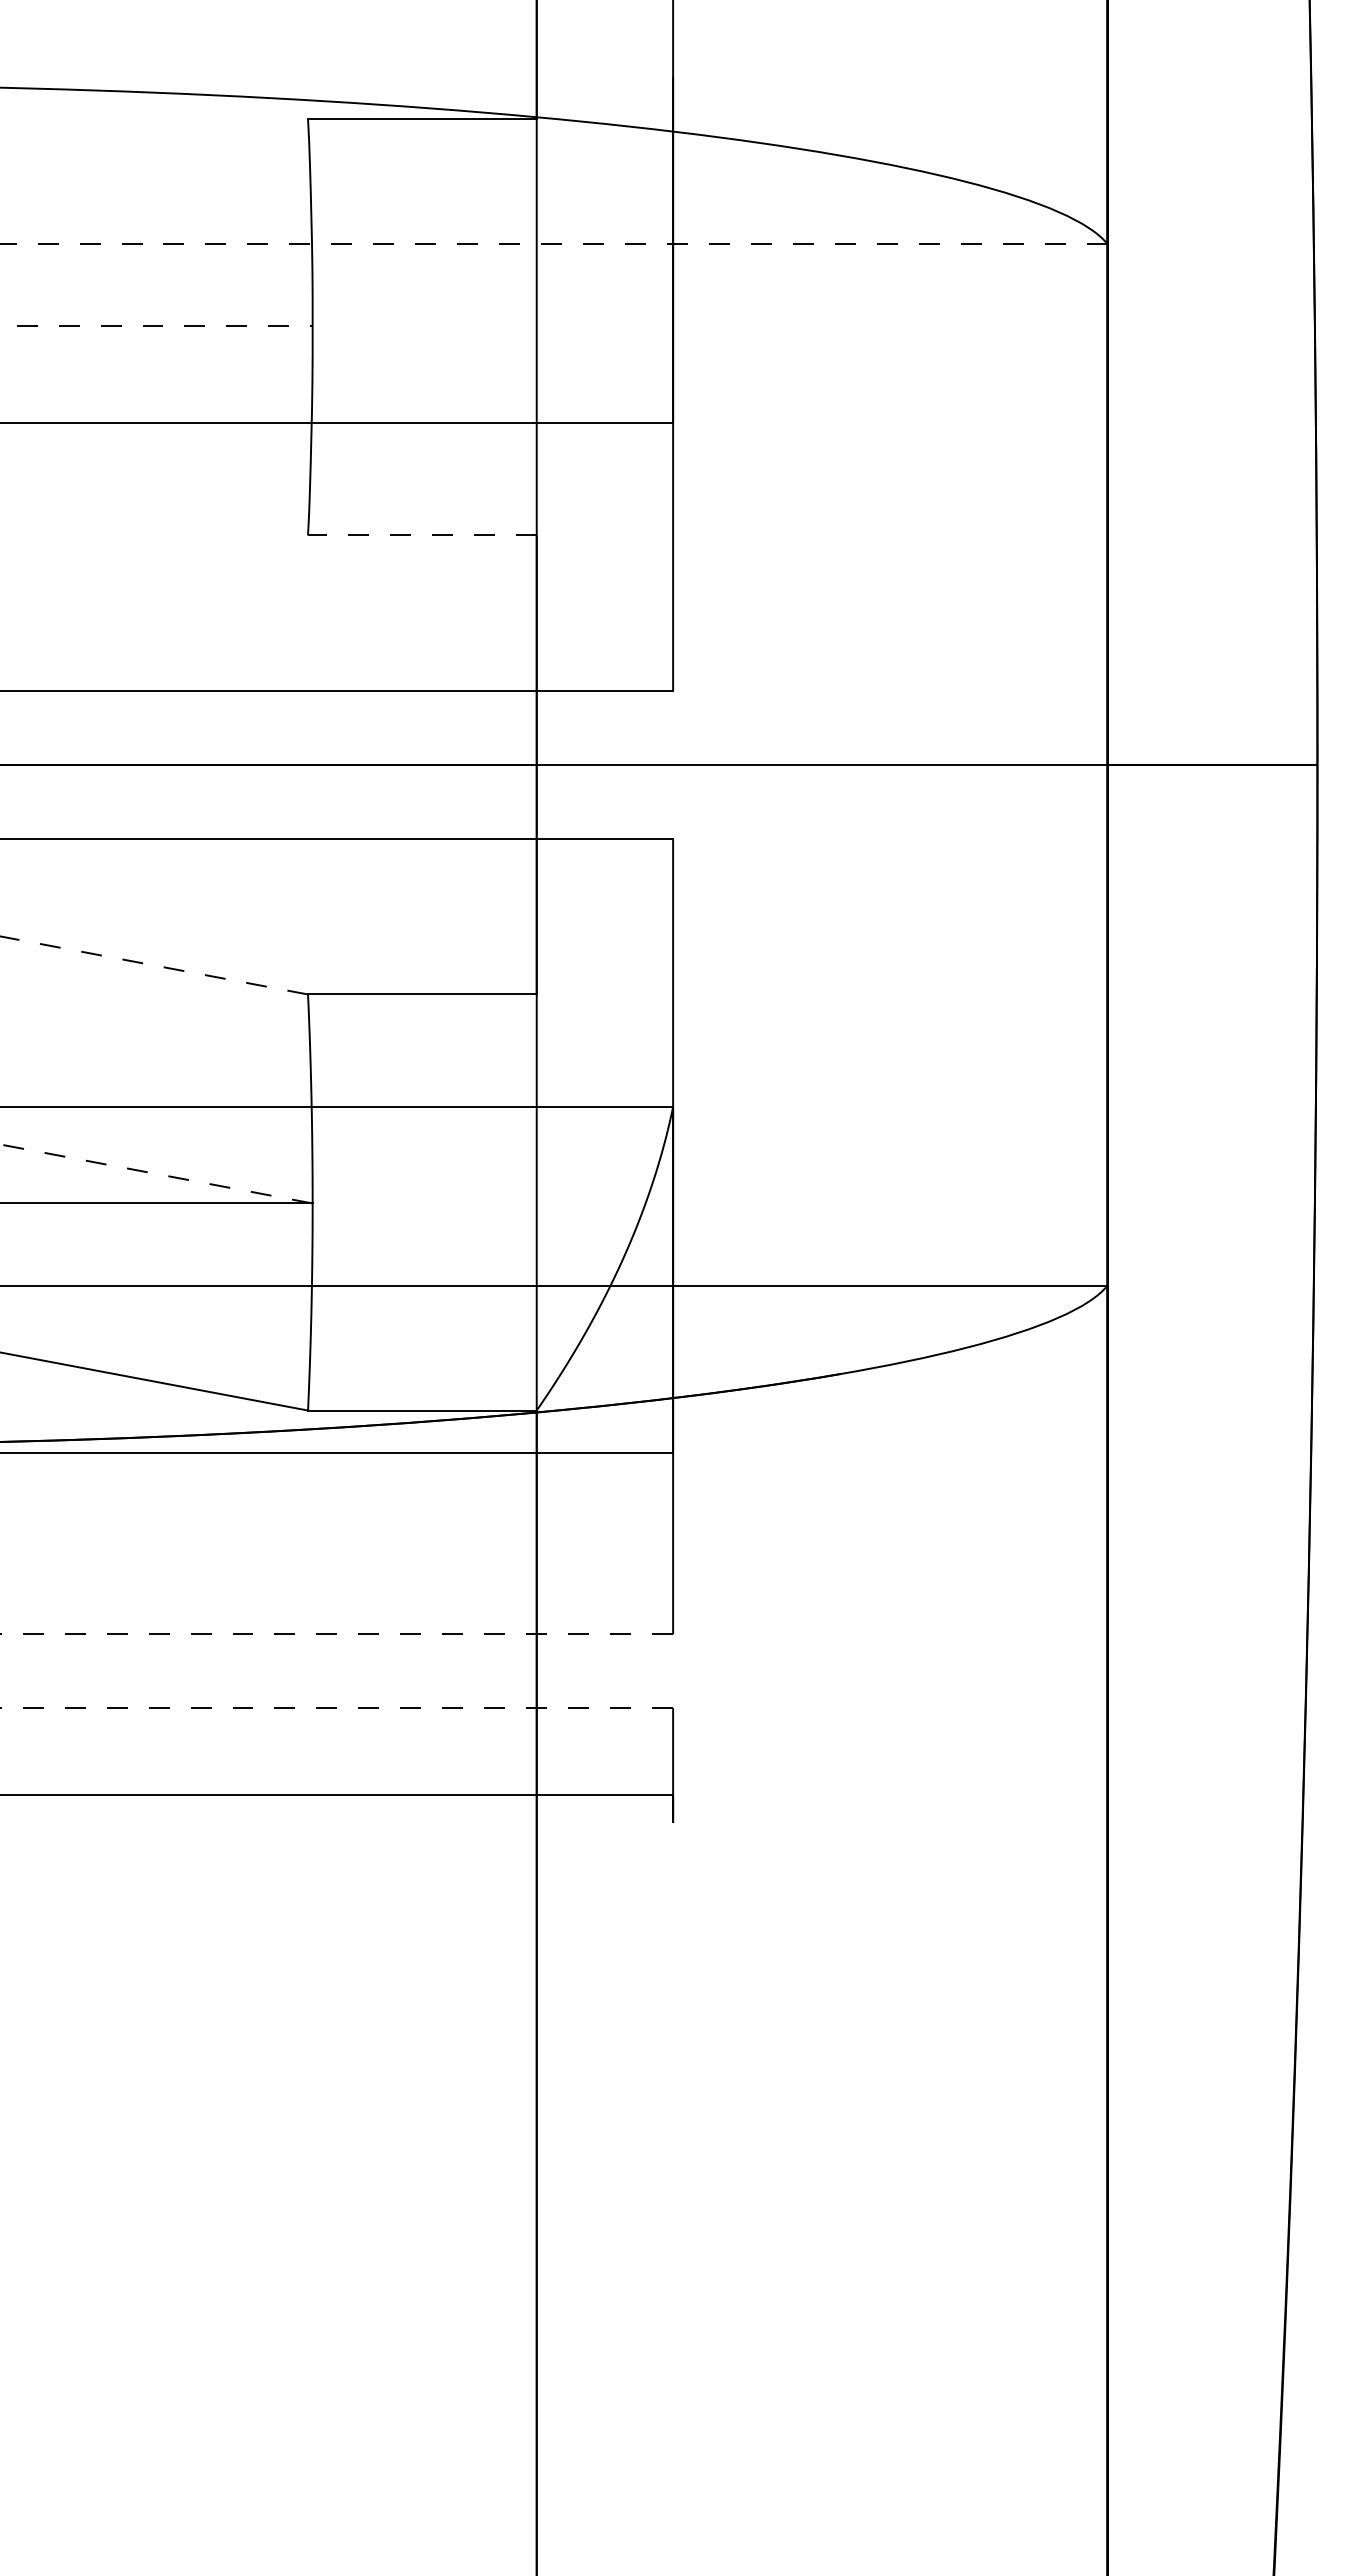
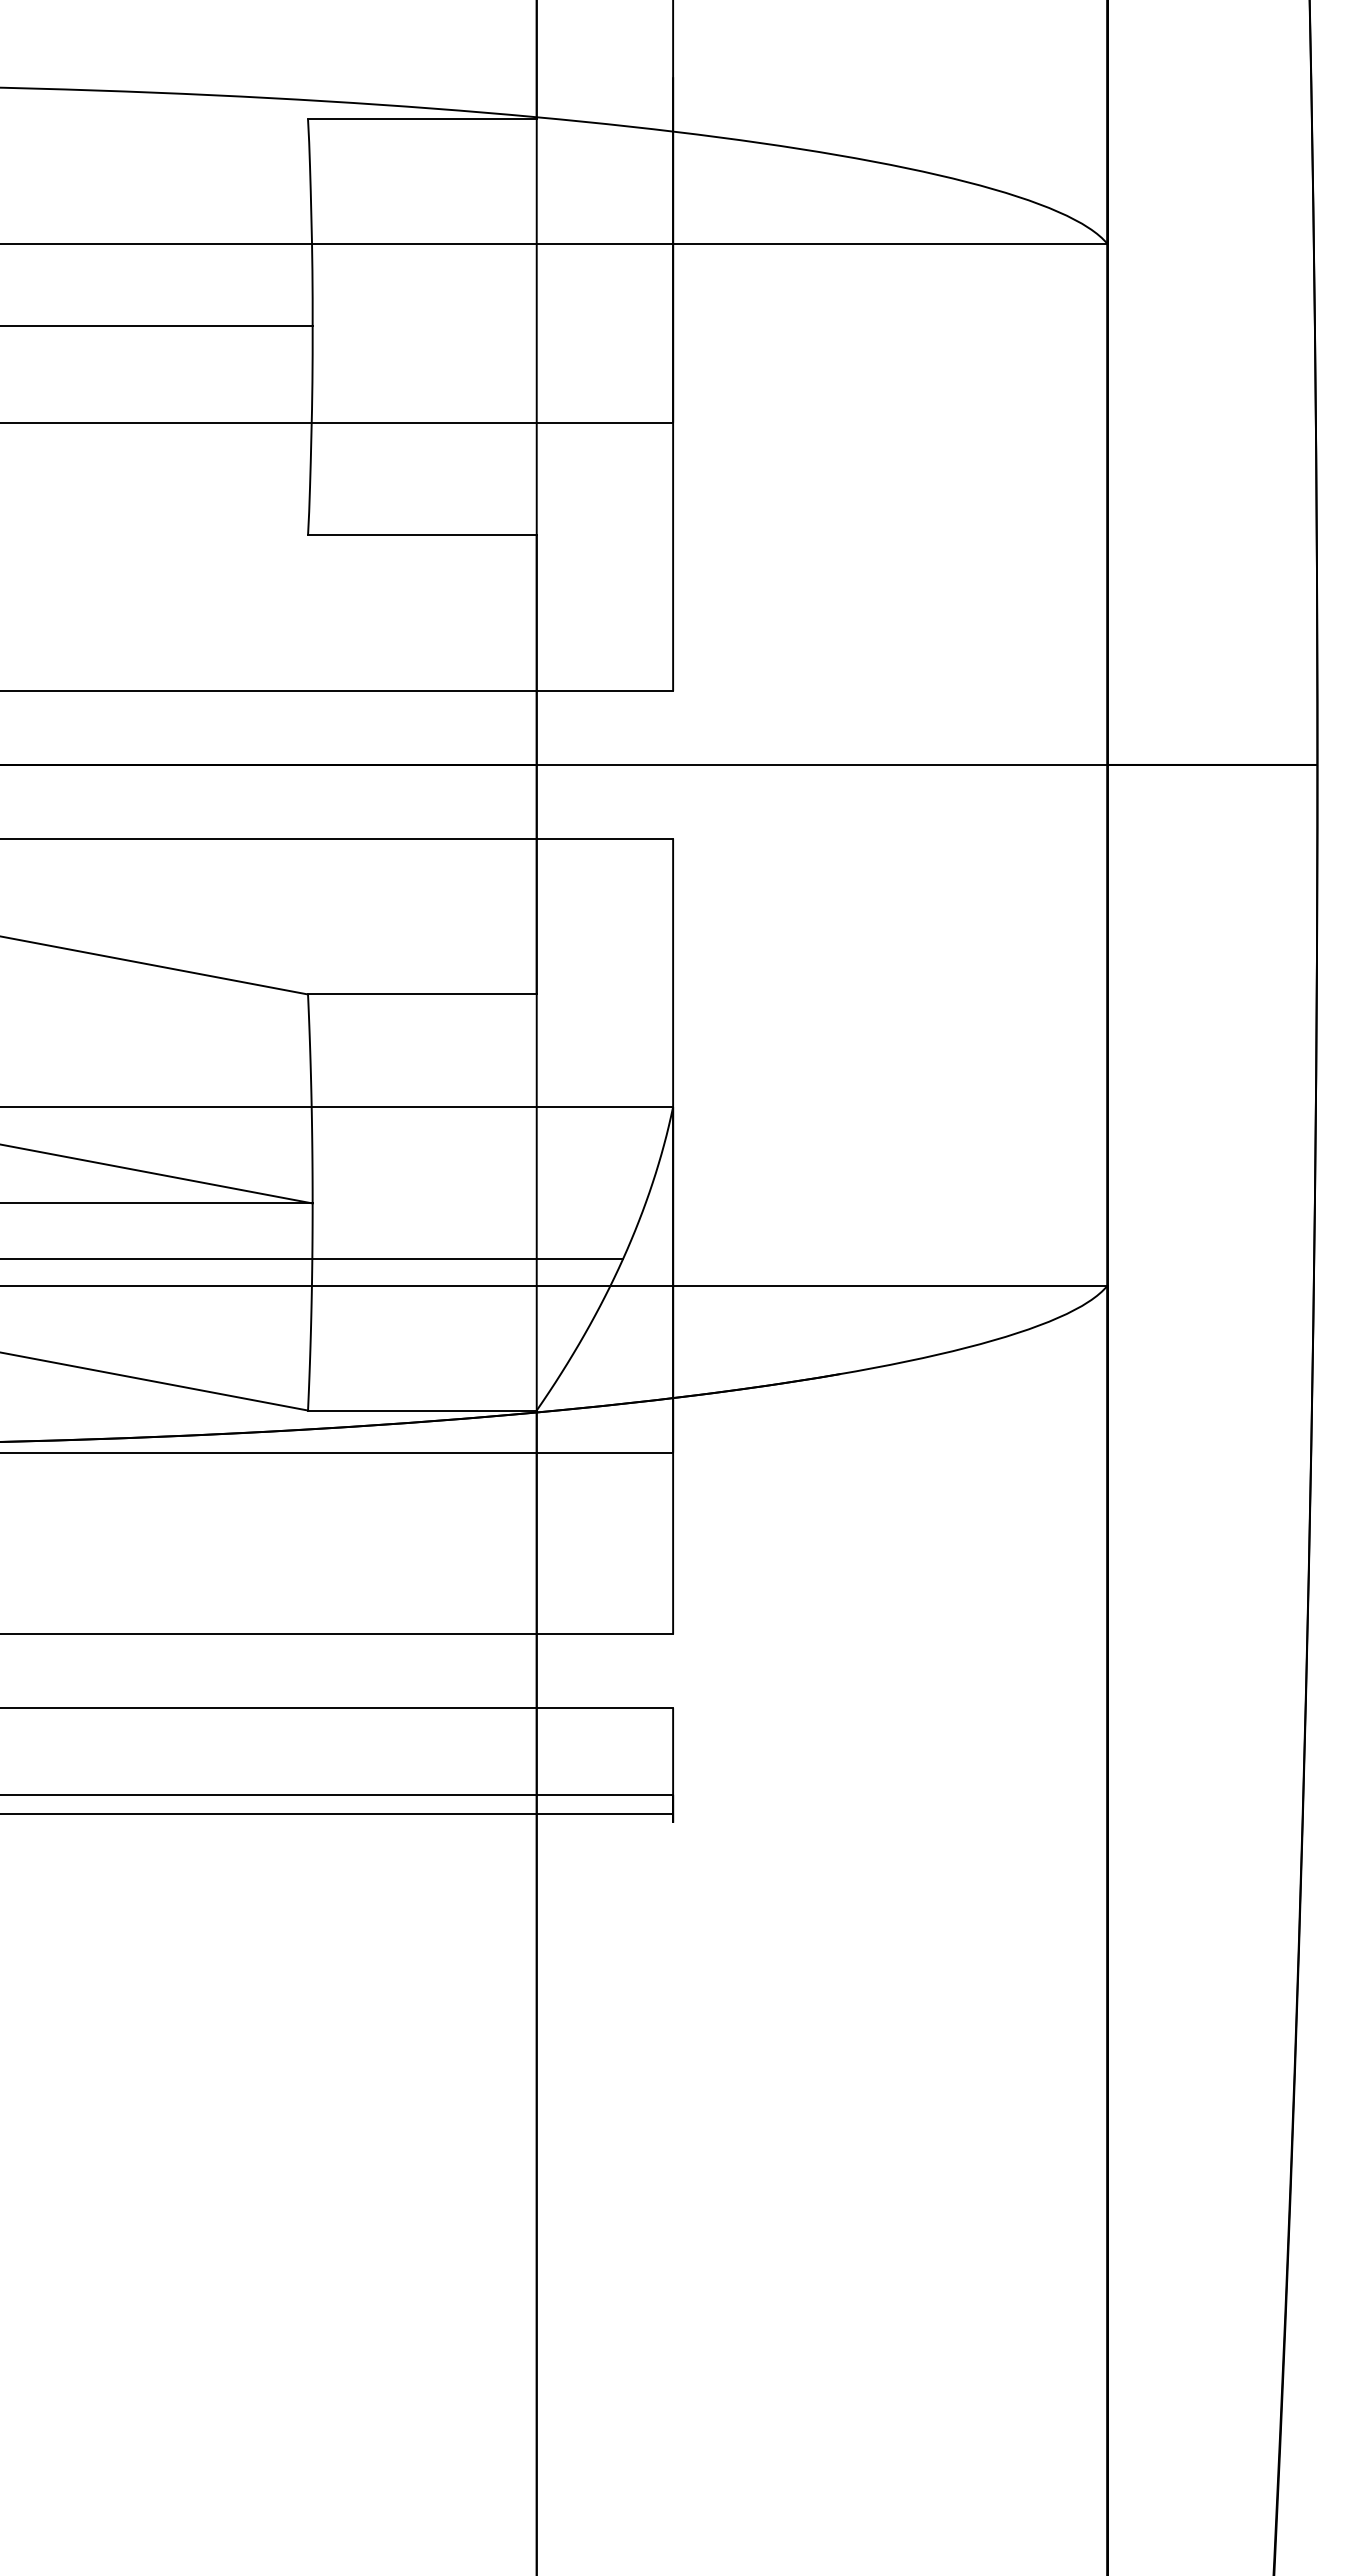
line: dashed -> solid (553, 244)
line: dashed -> solid (156, 326)
line: dashed -> solid (421, 535)
line: dashed -> solid (153, 965)
line: dashed -> solid (156, 1173)
line: none -> present (312, 1258)
line: dashed -> solid (336, 1634)
line: dashed -> solid (336, 1708)
line: none -> present (337, 1814)
